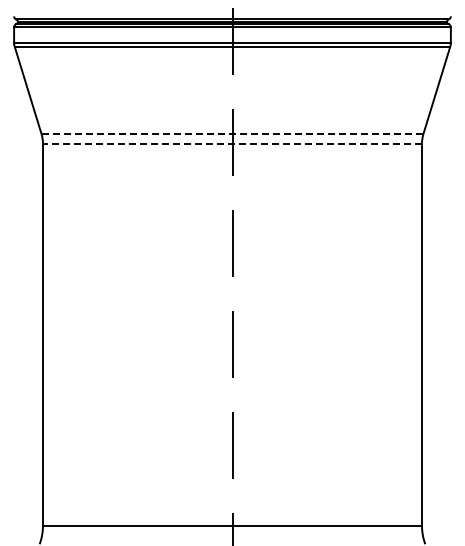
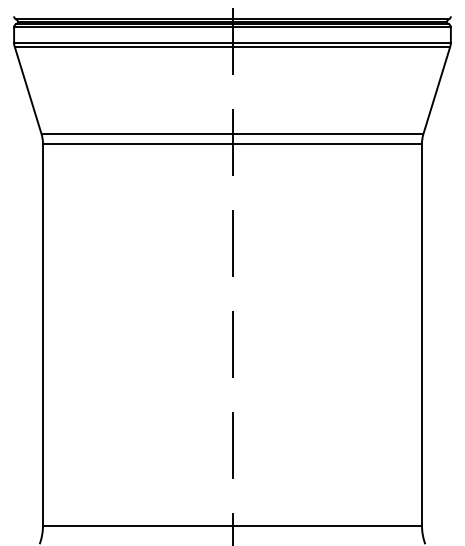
line: dashed -> solid (232, 133)
line: dashed -> solid (231, 143)
